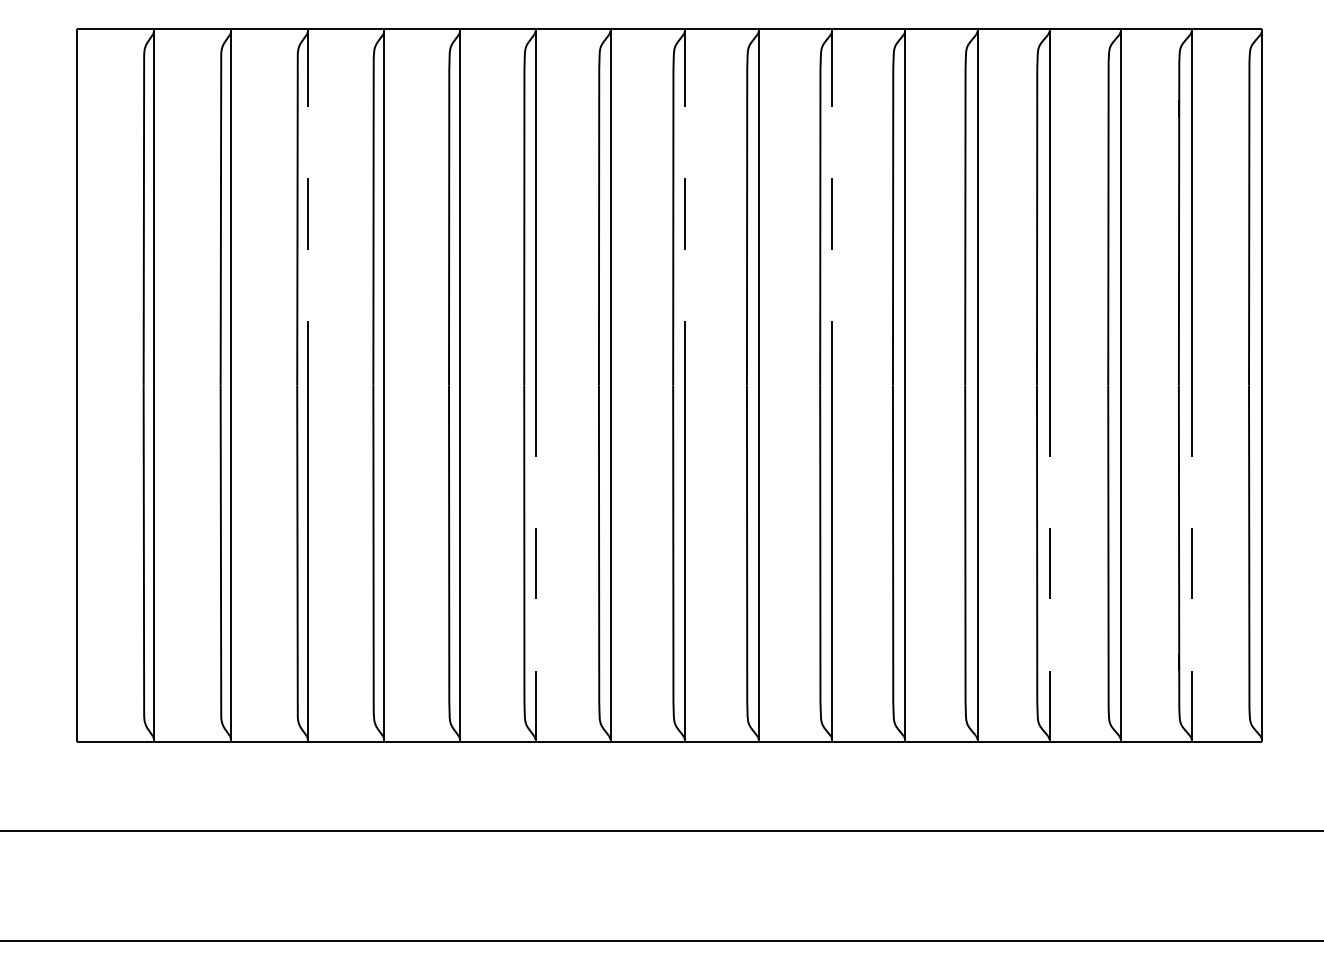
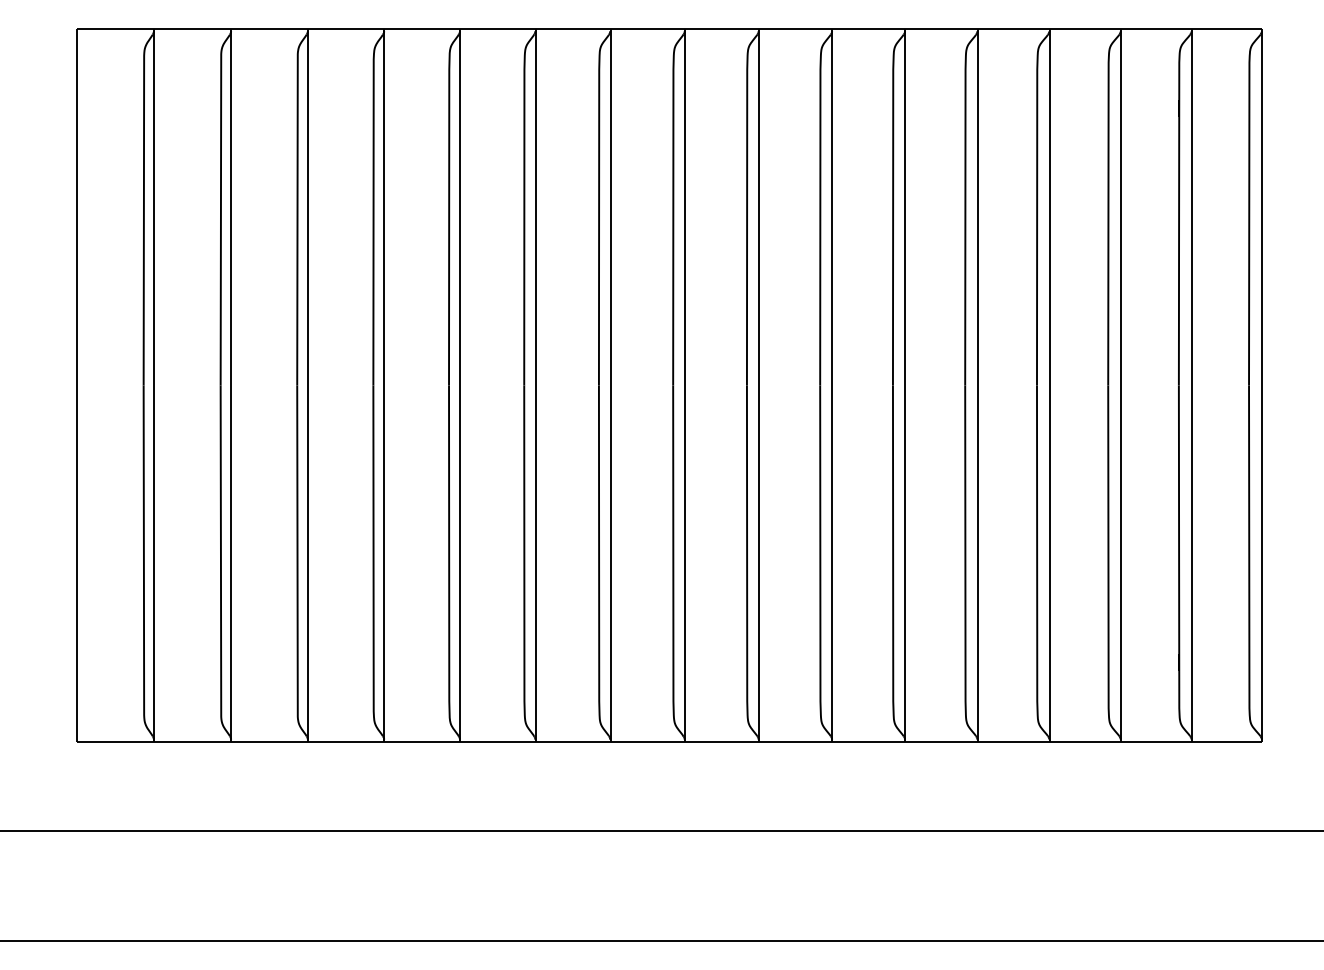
line: dashed -> solid (308, 210)
line: dashed -> solid (685, 210)
line: dashed -> solid (832, 210)
line: dashed -> solid (535, 560)
line: dashed -> solid (1049, 560)
line: dashed -> solid (1191, 560)
